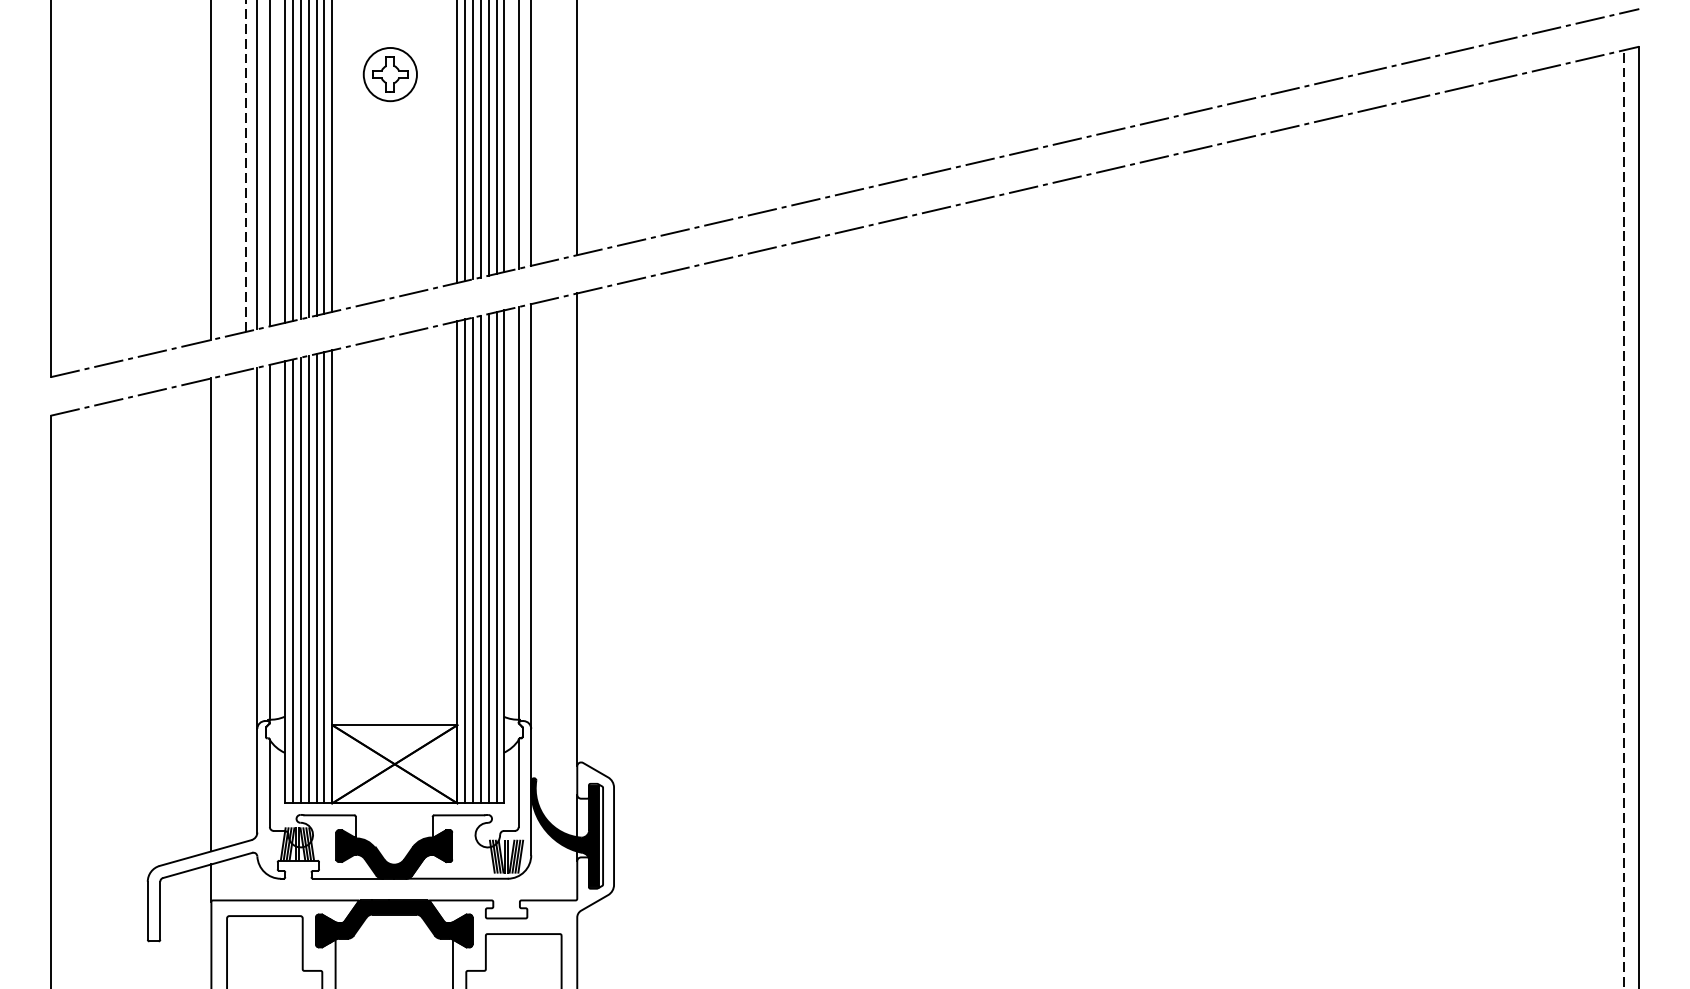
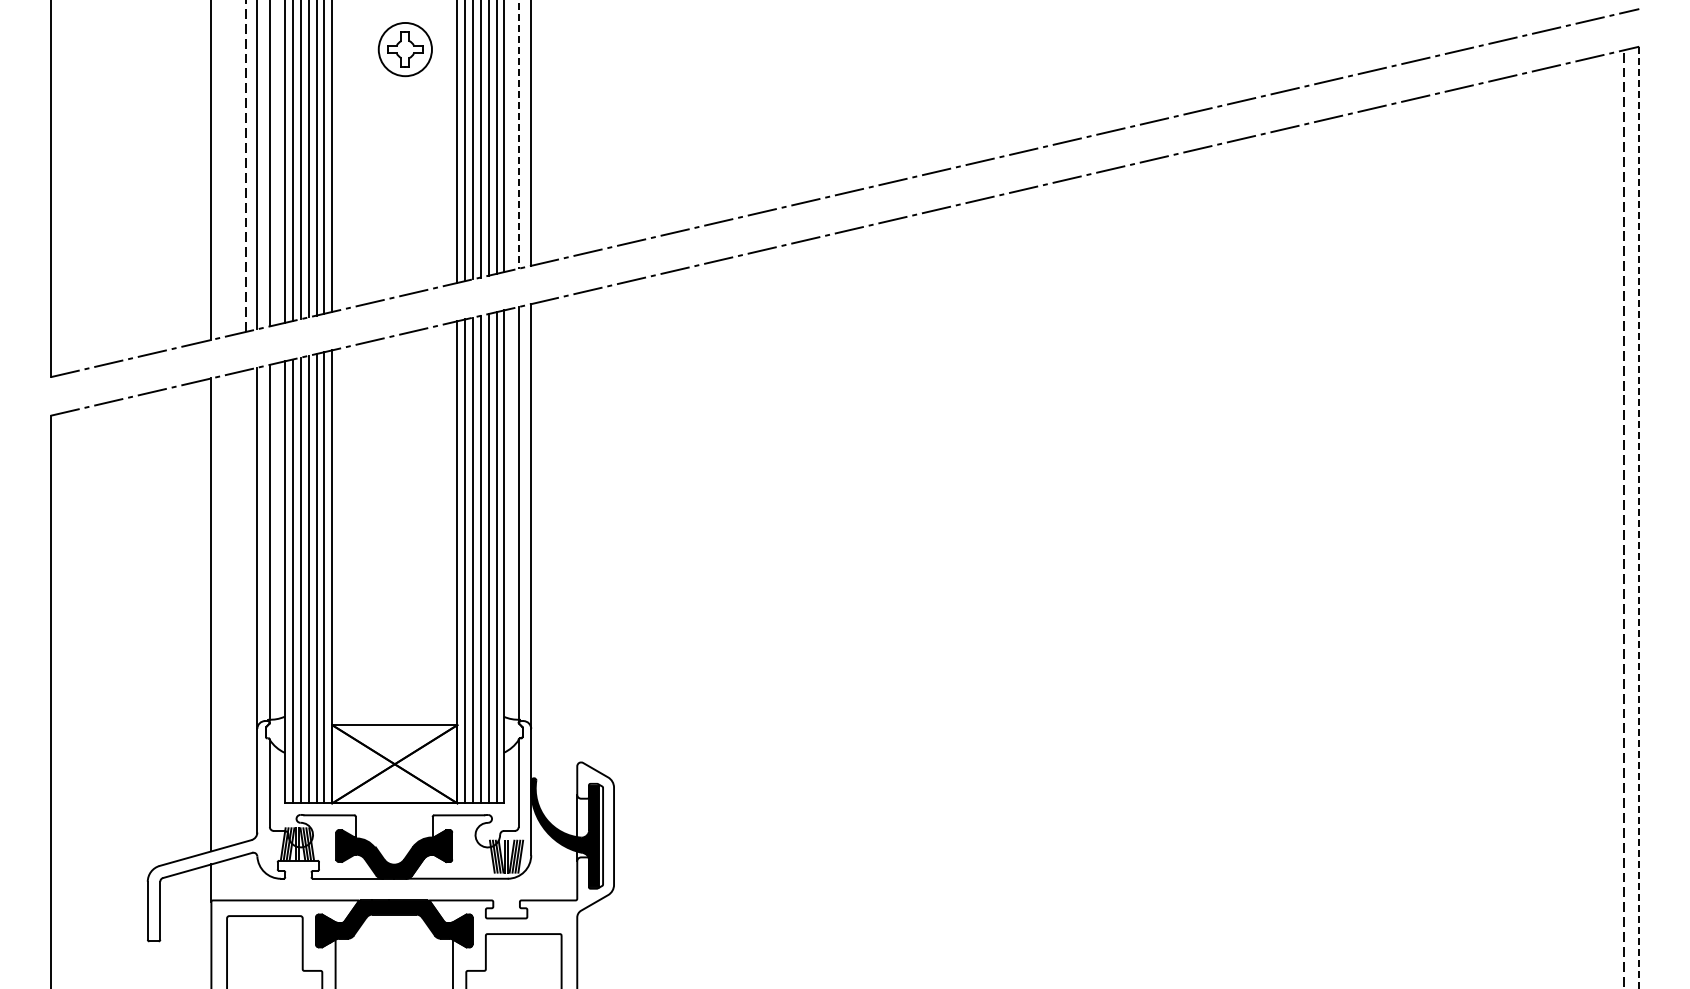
part position: (389, 74) -> (404, 49) (404, 49)
line: present -> none (577, 128)
line: solid -> dashed (518, 134)
line: solid -> dashed (1639, 517)
line: present -> none (577, 529)
